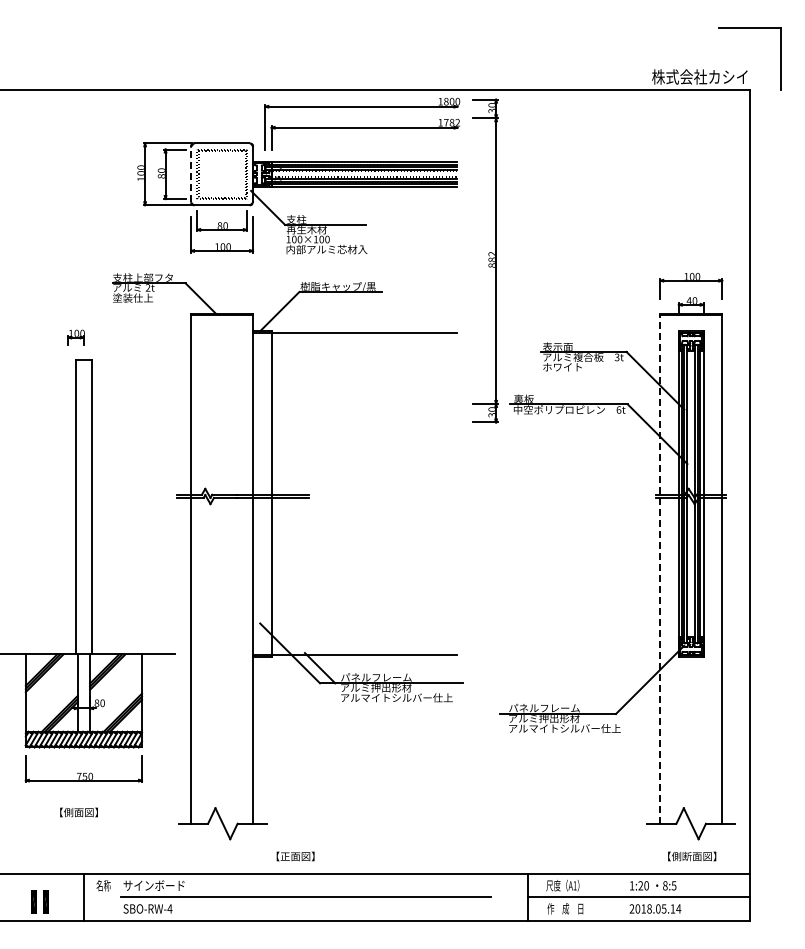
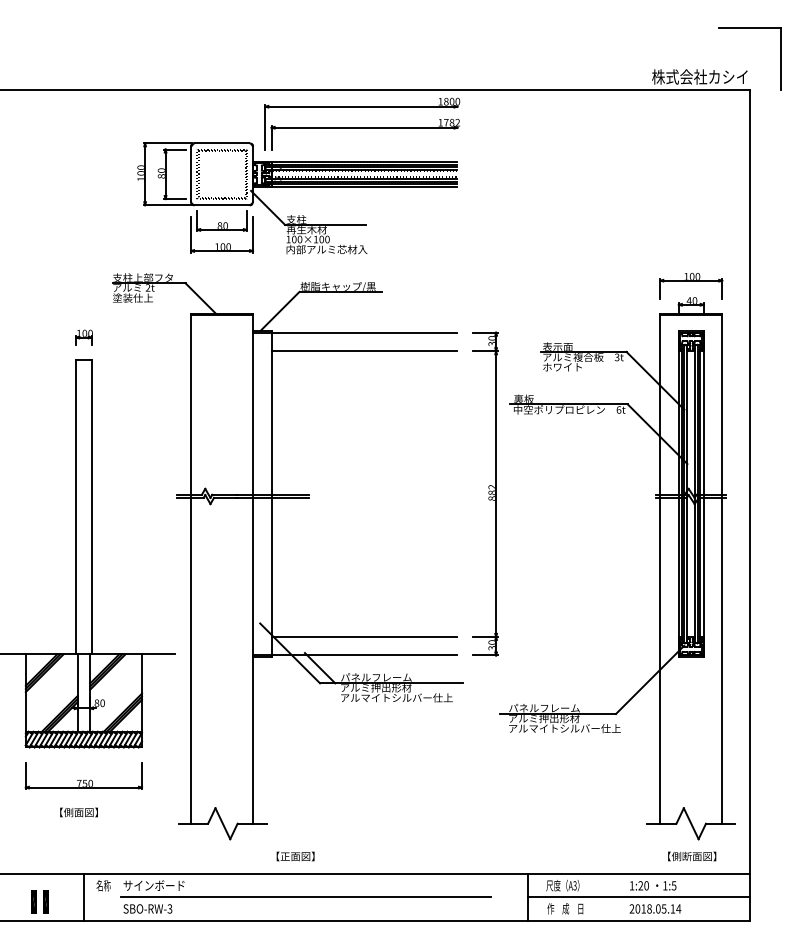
line: dashed -> solid (191, 173)
part position: (485, 260) -> (485, 493) (485, 493)
part position: (75, 337) -> (83, 337) (83, 337)
line: none -> present (364, 351)
line: dashed -> solid (660, 568)
line: none -> present (364, 636)
part position: (83, 768) -> (83, 775) (83, 775)
text: A1 -> A3 (574, 885)
text: 8:5 -> 1:5 (665, 885)
text: SBO-RW-4 -> SBO-RW-3 (169, 908)
